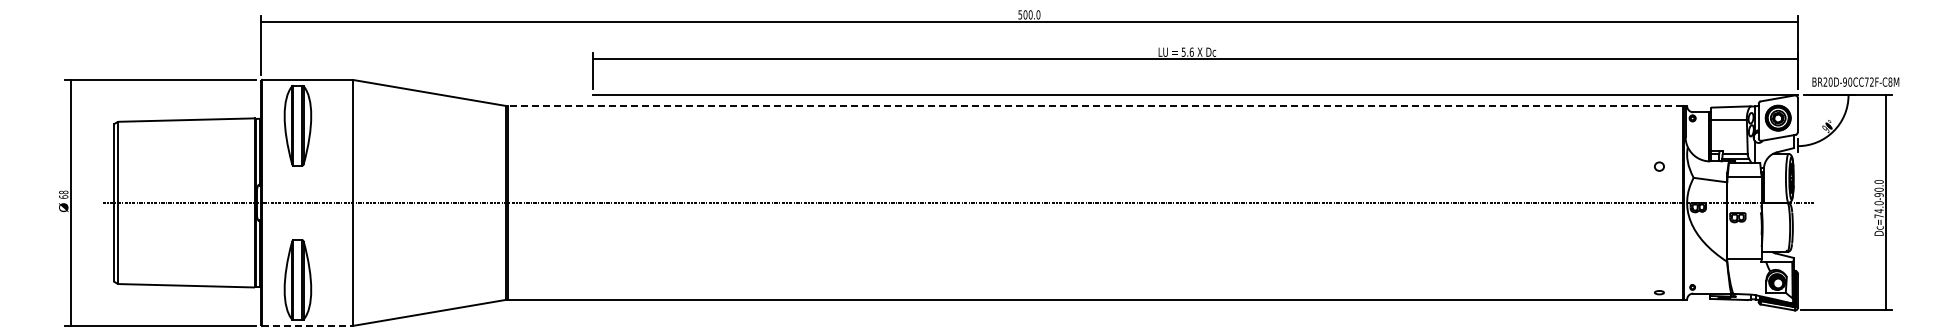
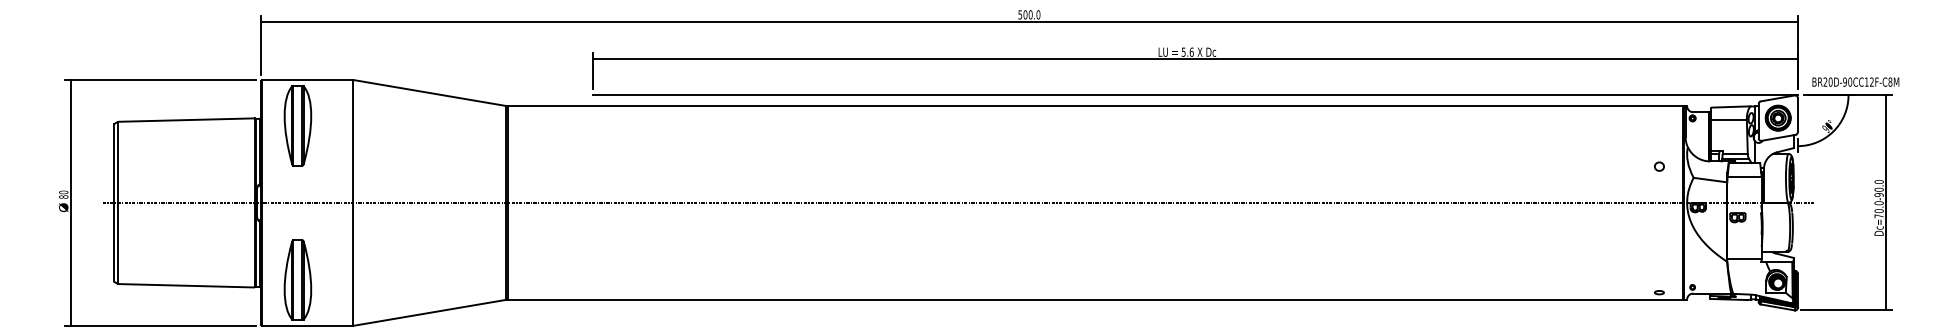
text: BR20D-90CC72F-C8M -> BR20D-90CC12F-C8M (1866, 81)
line: dashed -> solid (1095, 106)
text: 68 -> 80 (63, 194)
text: Dc=74.0-90.0 -> Dc=70.0-90.0 (1878, 211)
line: dashed -> solid (307, 325)
